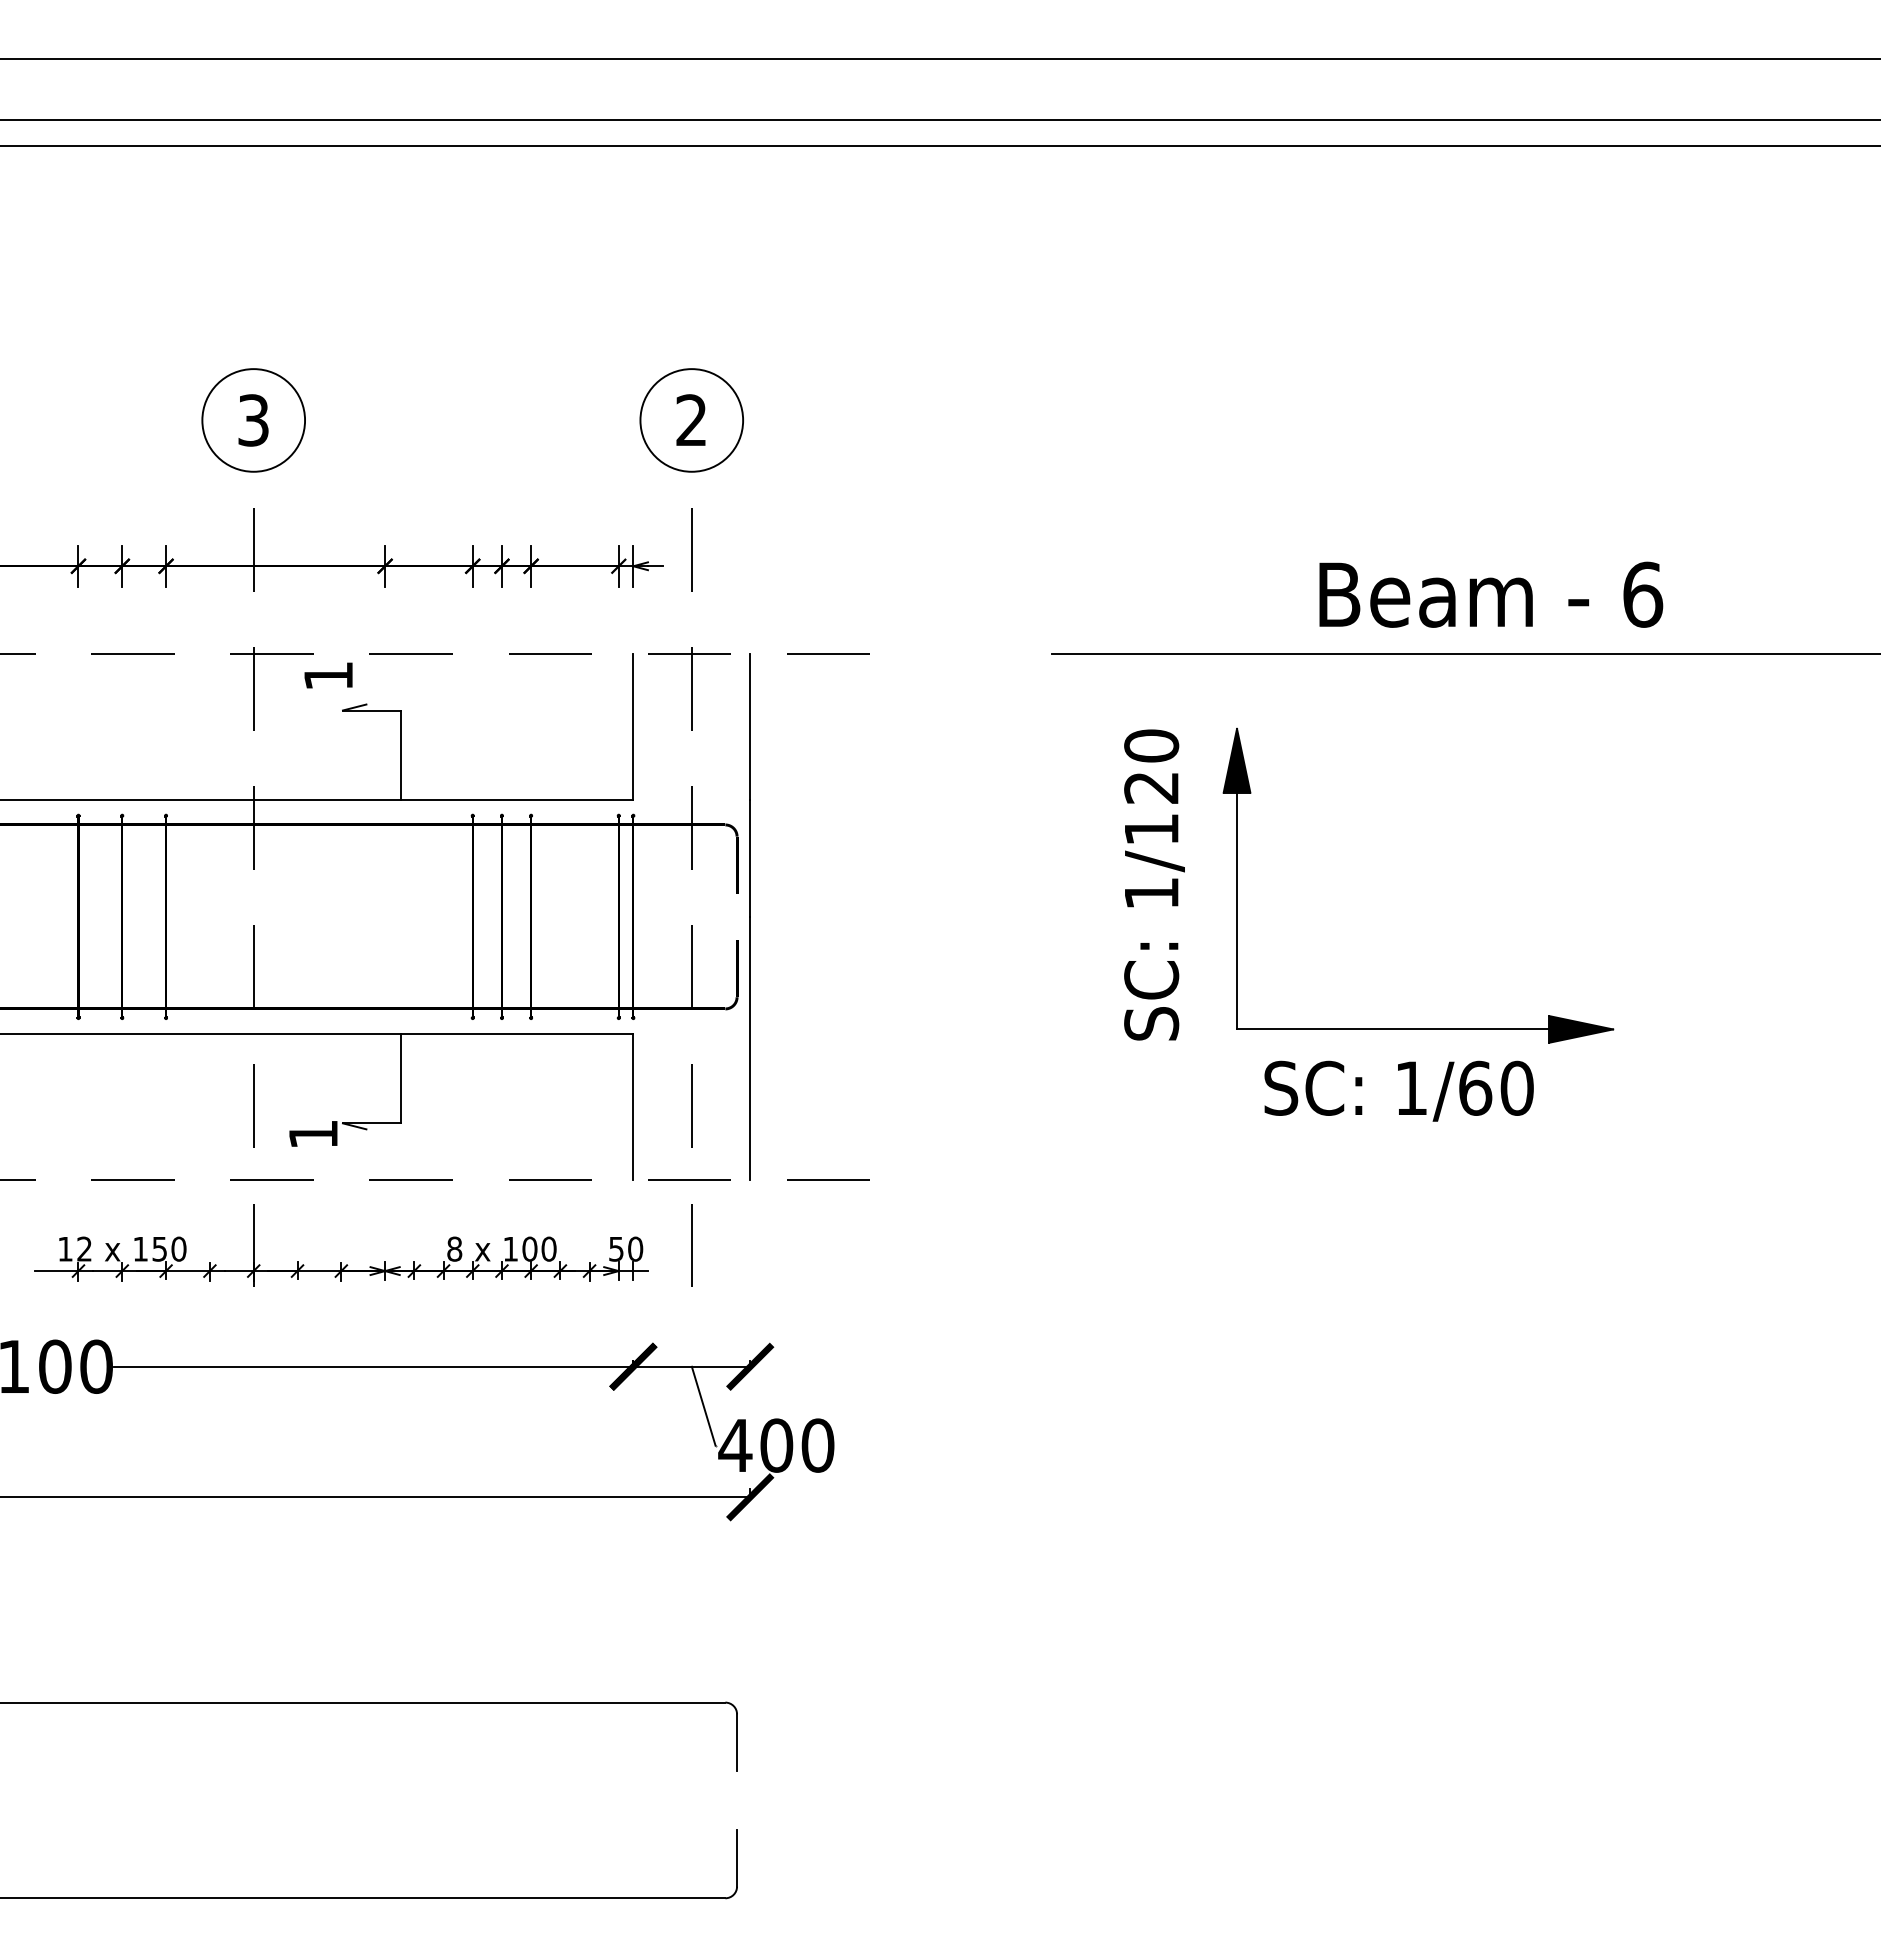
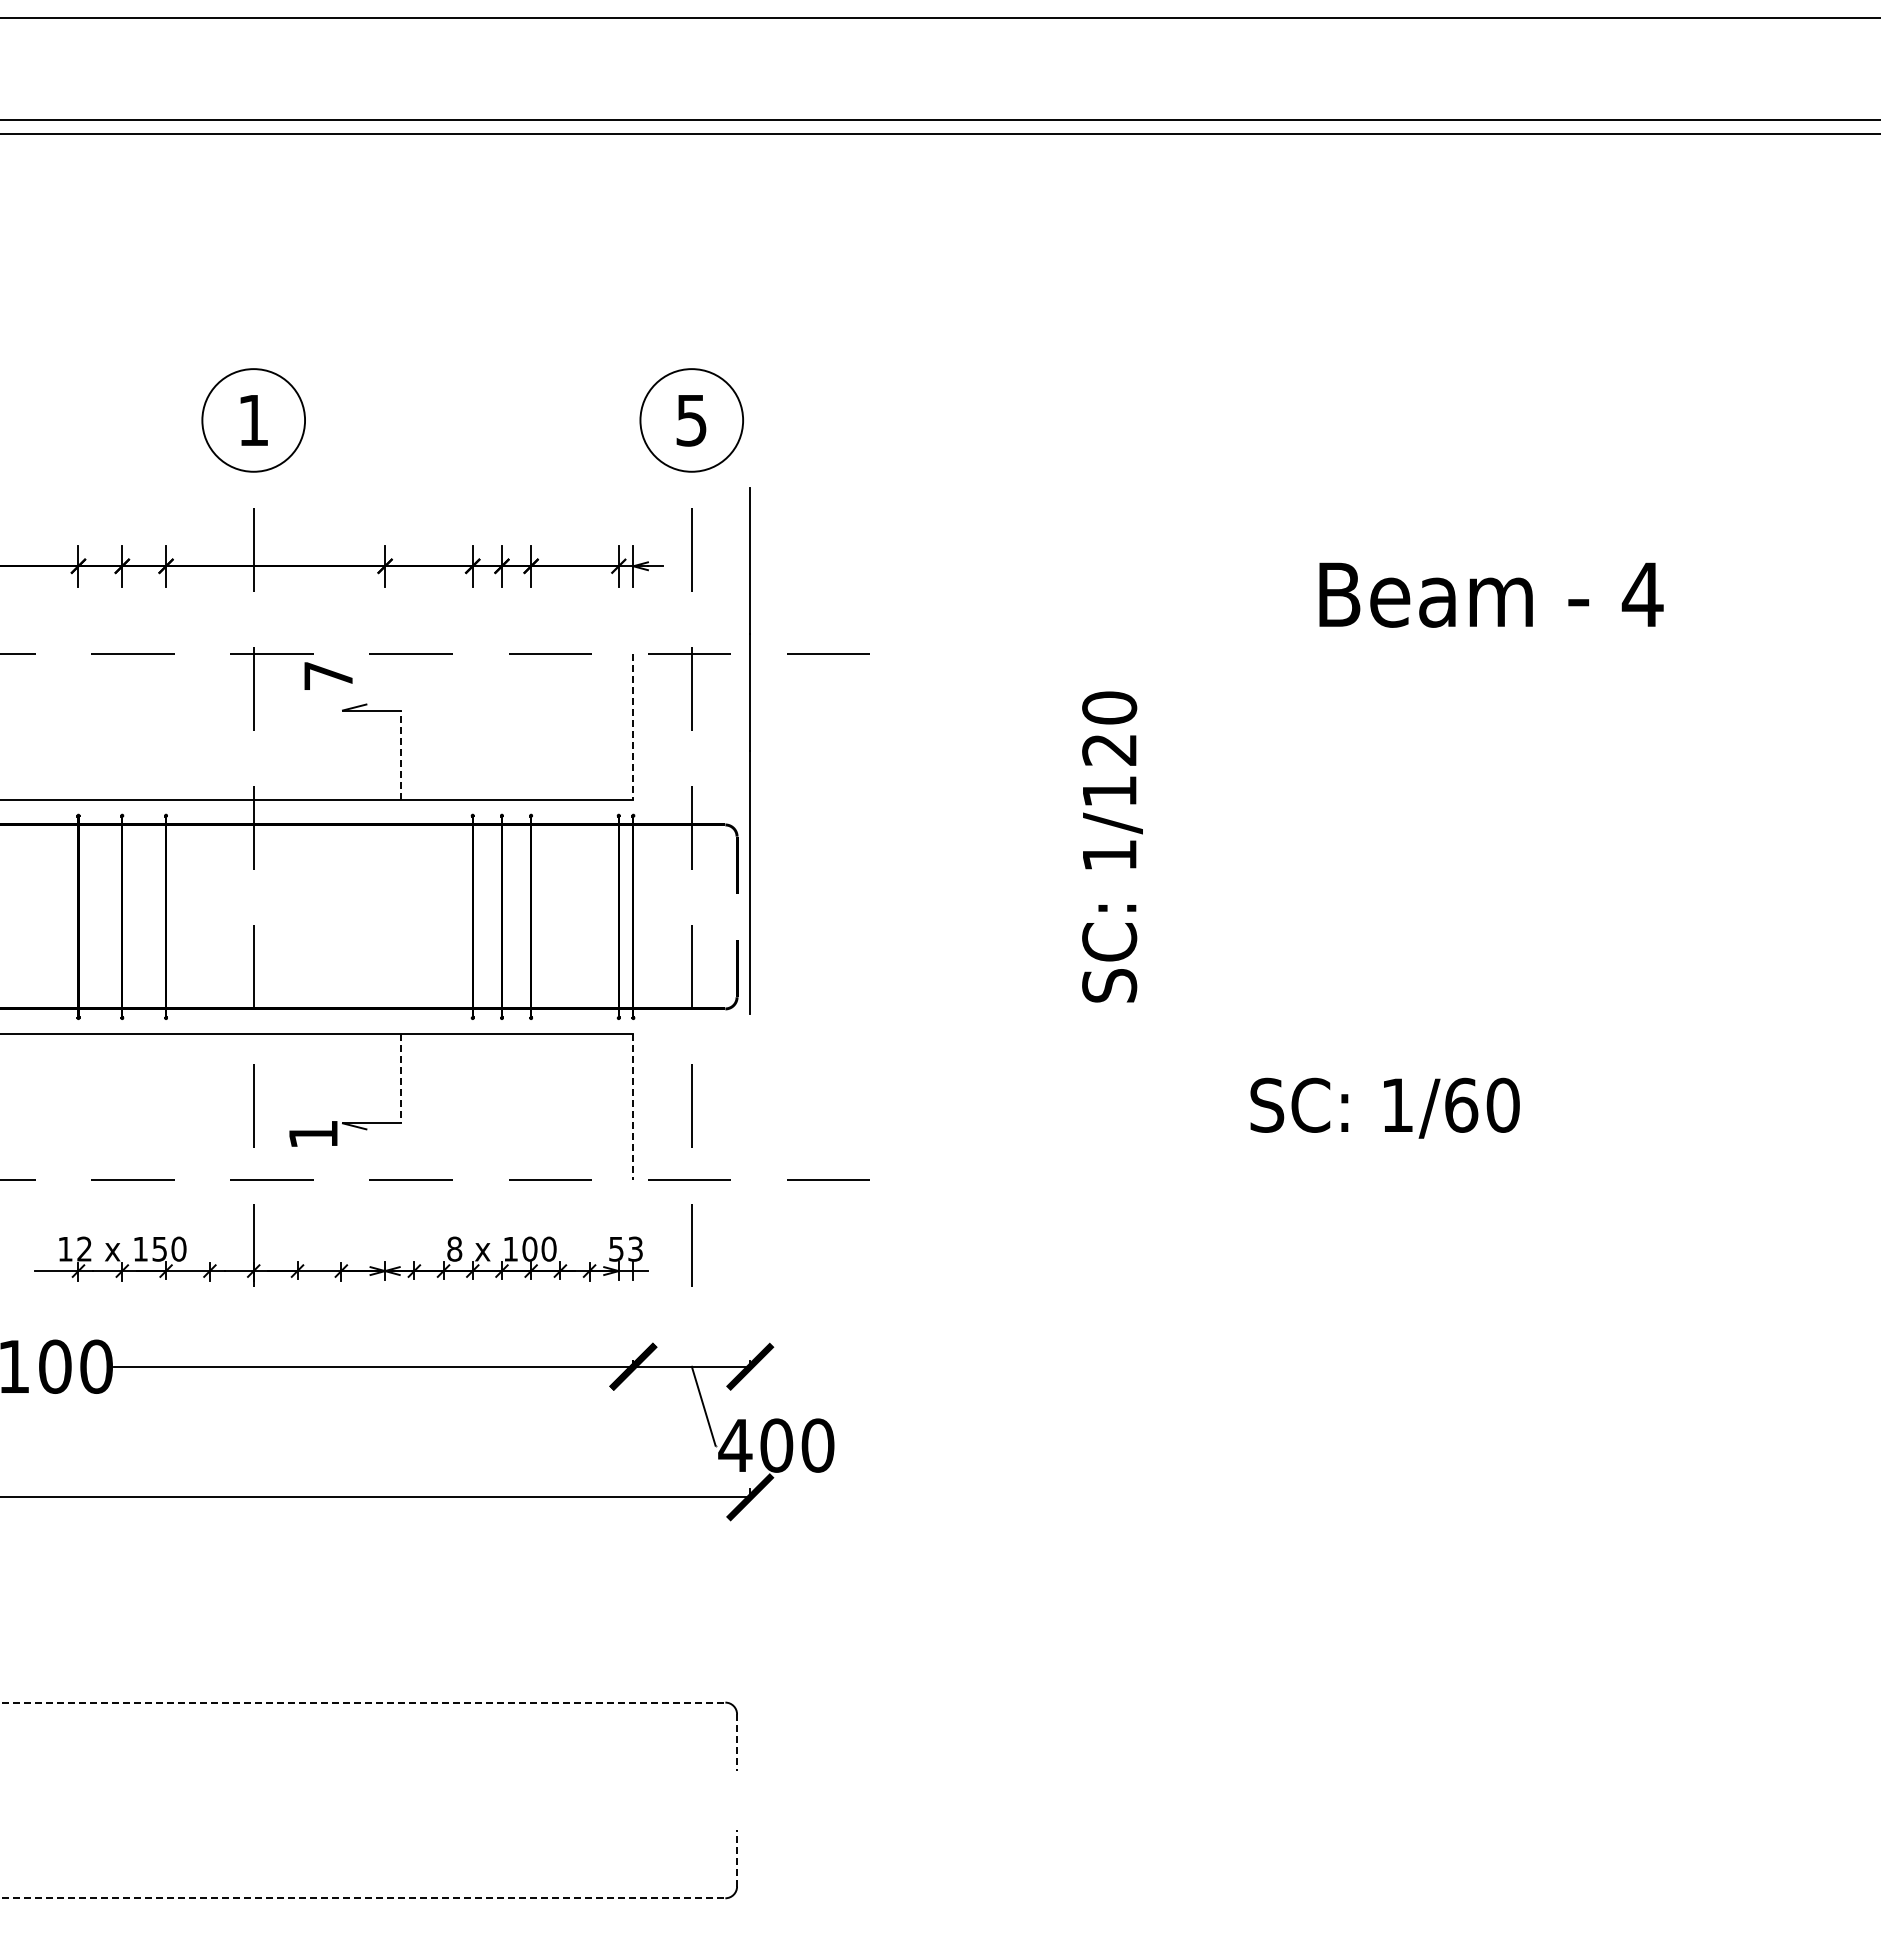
line position: (939, 58) -> (939, 17) (939, 17)
line position: (939, 146) -> (939, 134) (939, 134)
text: 3 -> 1 (253, 420)
text: 2 -> 5 (691, 420)
text: 6 -> 4 (1642, 594)
line: present -> none (1464, 654)
text: 1 -> 7 (328, 675)
line: solid -> dashed (633, 727)
line: solid -> dashed (401, 755)
text position: (1154, 884) -> (1112, 846) (1112, 846)
line position: (749, 916) -> (749, 750) (749, 750)
part: present -> none (1418, 1028)
line: solid -> dashed (401, 1078)
text position: (1398, 1090) -> (1384, 1107) (1384, 1107)
line: solid -> dashed (633, 1107)
text: 50 -> 53 (635, 1248)
line: solid -> dashed (363, 1702)
line: solid -> dashed (737, 1743)
line: solid -> dashed (737, 1857)
line: solid -> dashed (363, 1898)
